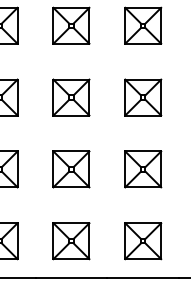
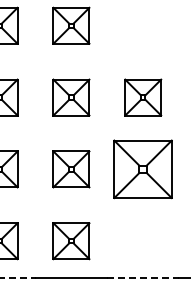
part: present -> none (143, 25)
part size: 39x39 px -> 60x61 px (142, 169)
part: present -> none (143, 241)
line: solid -> dashed (18, 278)
line: solid -> dashed (143, 278)
